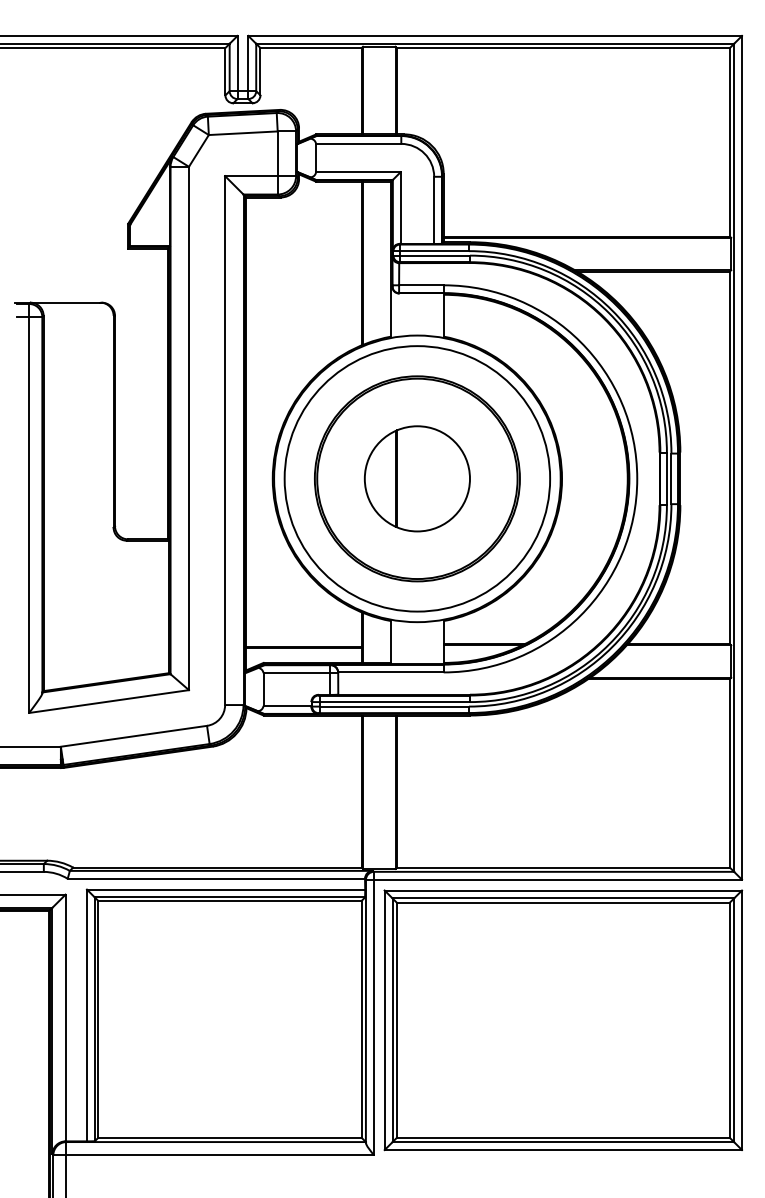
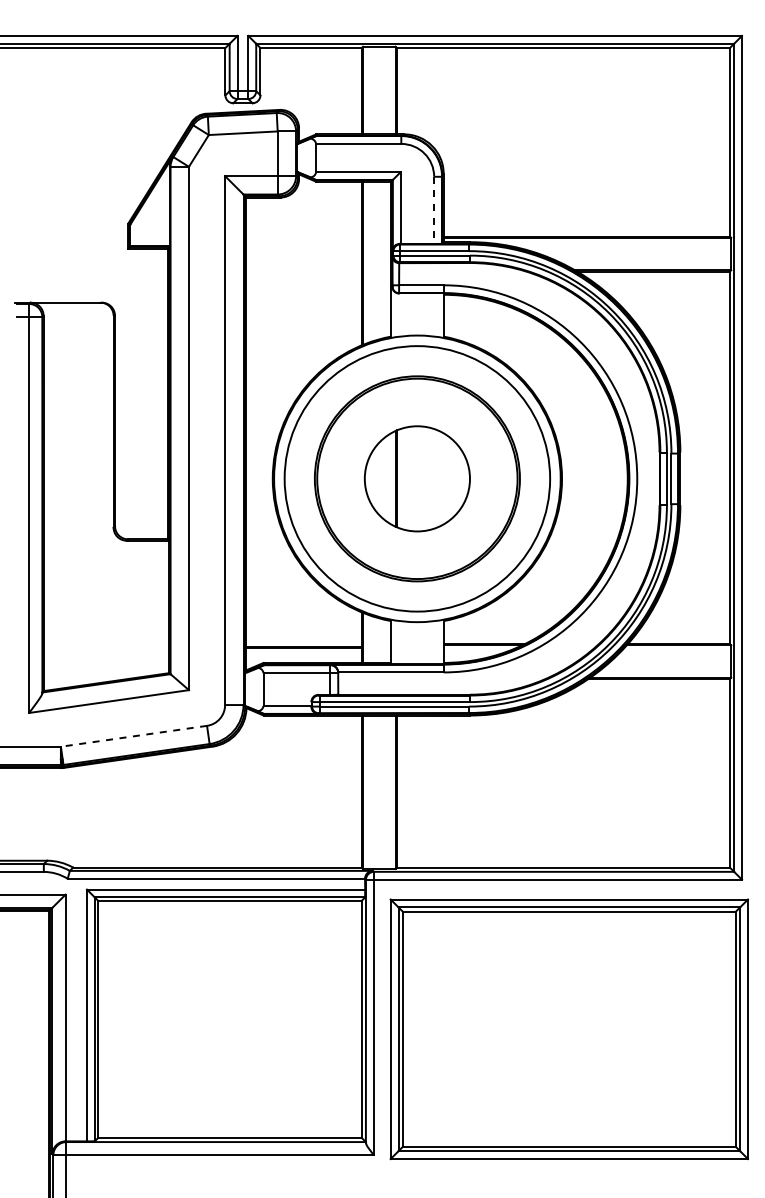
line: solid -> dashed (434, 210)
line: solid -> dashed (133, 736)
part position: (563, 1020) -> (569, 1029) (569, 1029)
